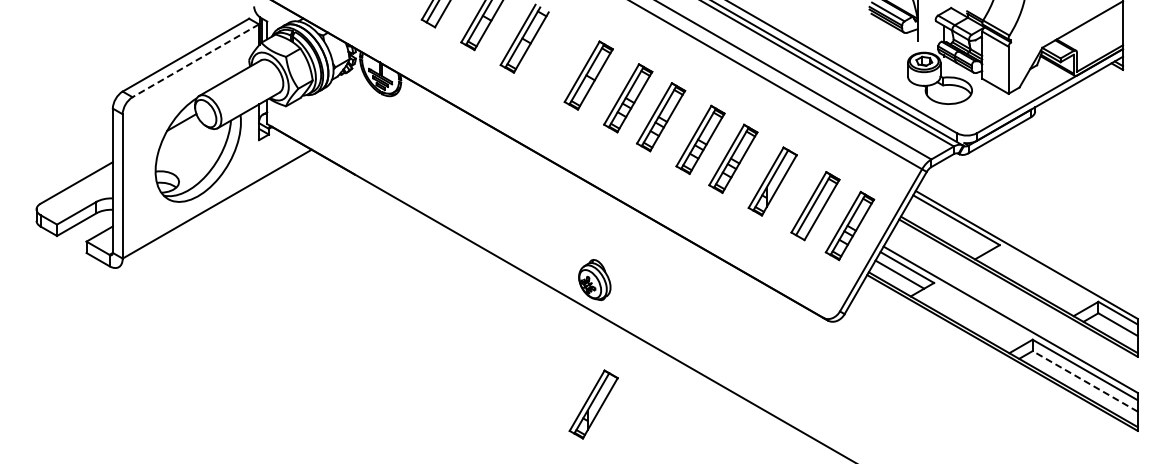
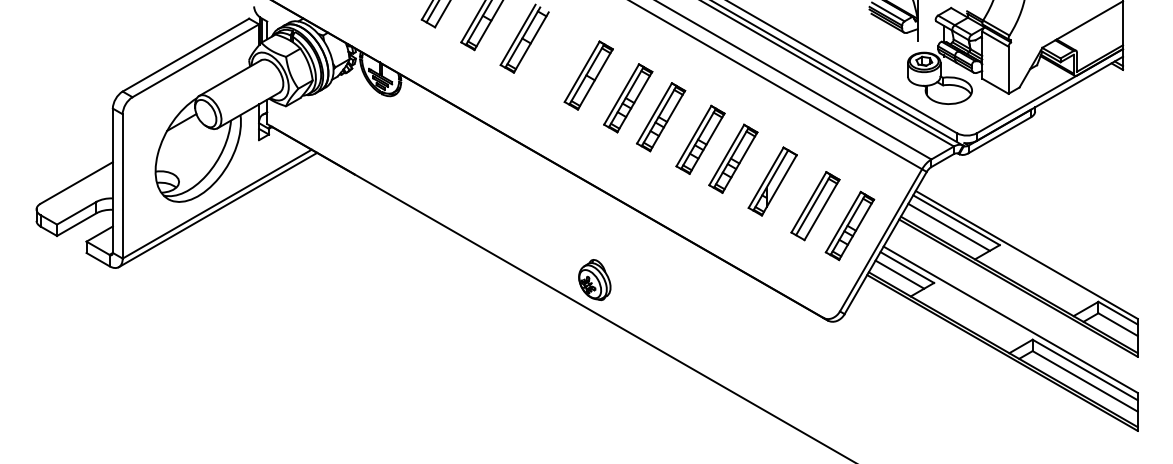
line: dashed -> solid (195, 60)
line: none -> present (217, 209)
line: none -> present (948, 226)
line: dashed -> solid (1085, 381)
part: present -> none (593, 404)
